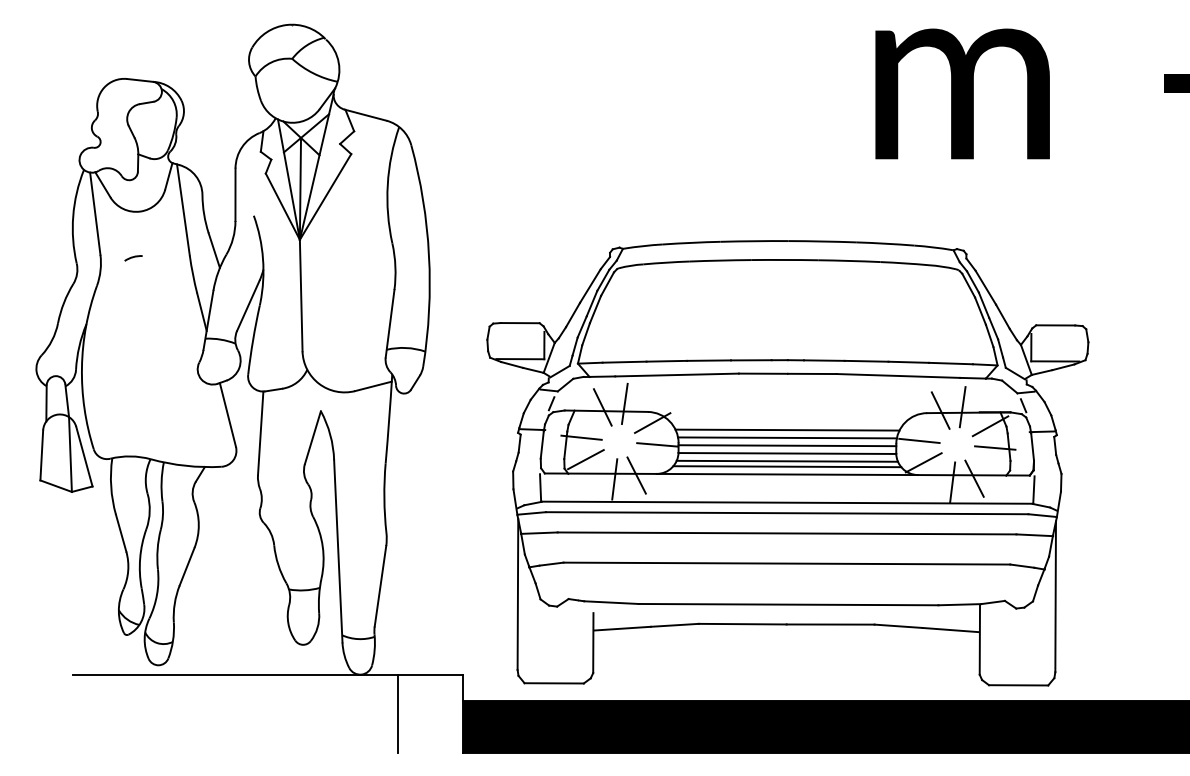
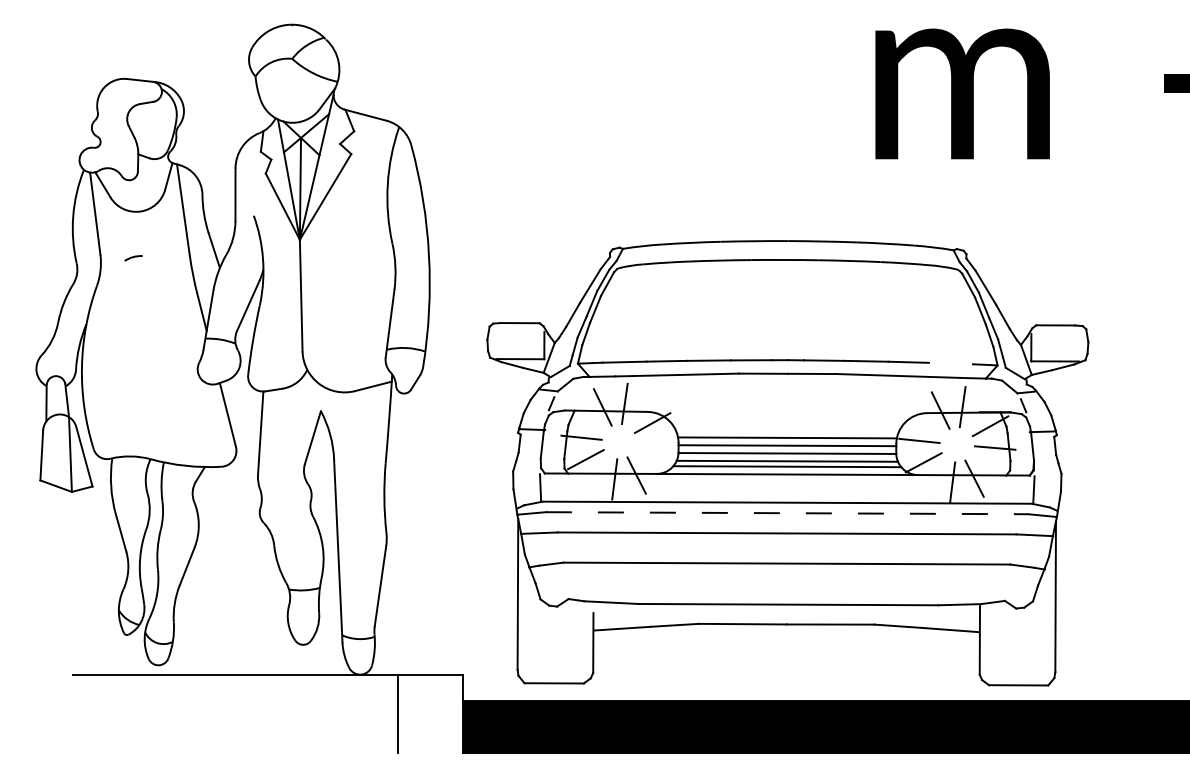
line: present -> none (950, 363)
line: present -> none (787, 429)
line: present -> none (657, 444)
line: solid -> dashed (787, 513)
